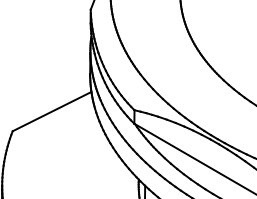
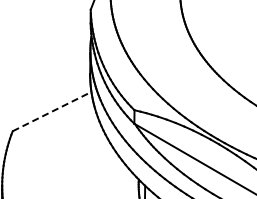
line: solid -> dashed (52, 111)
